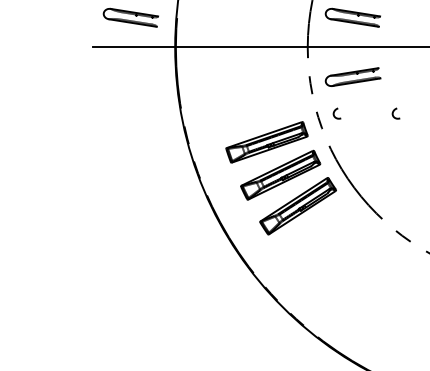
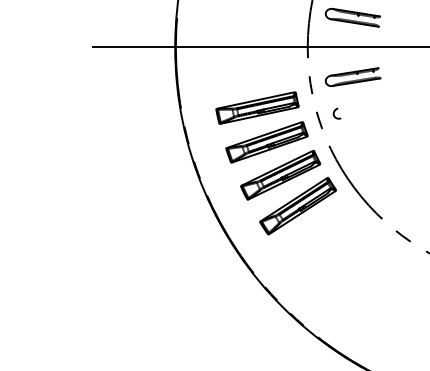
part: present -> none (130, 17)
part: none -> present (257, 107)
curve: present -> none (393, 113)
